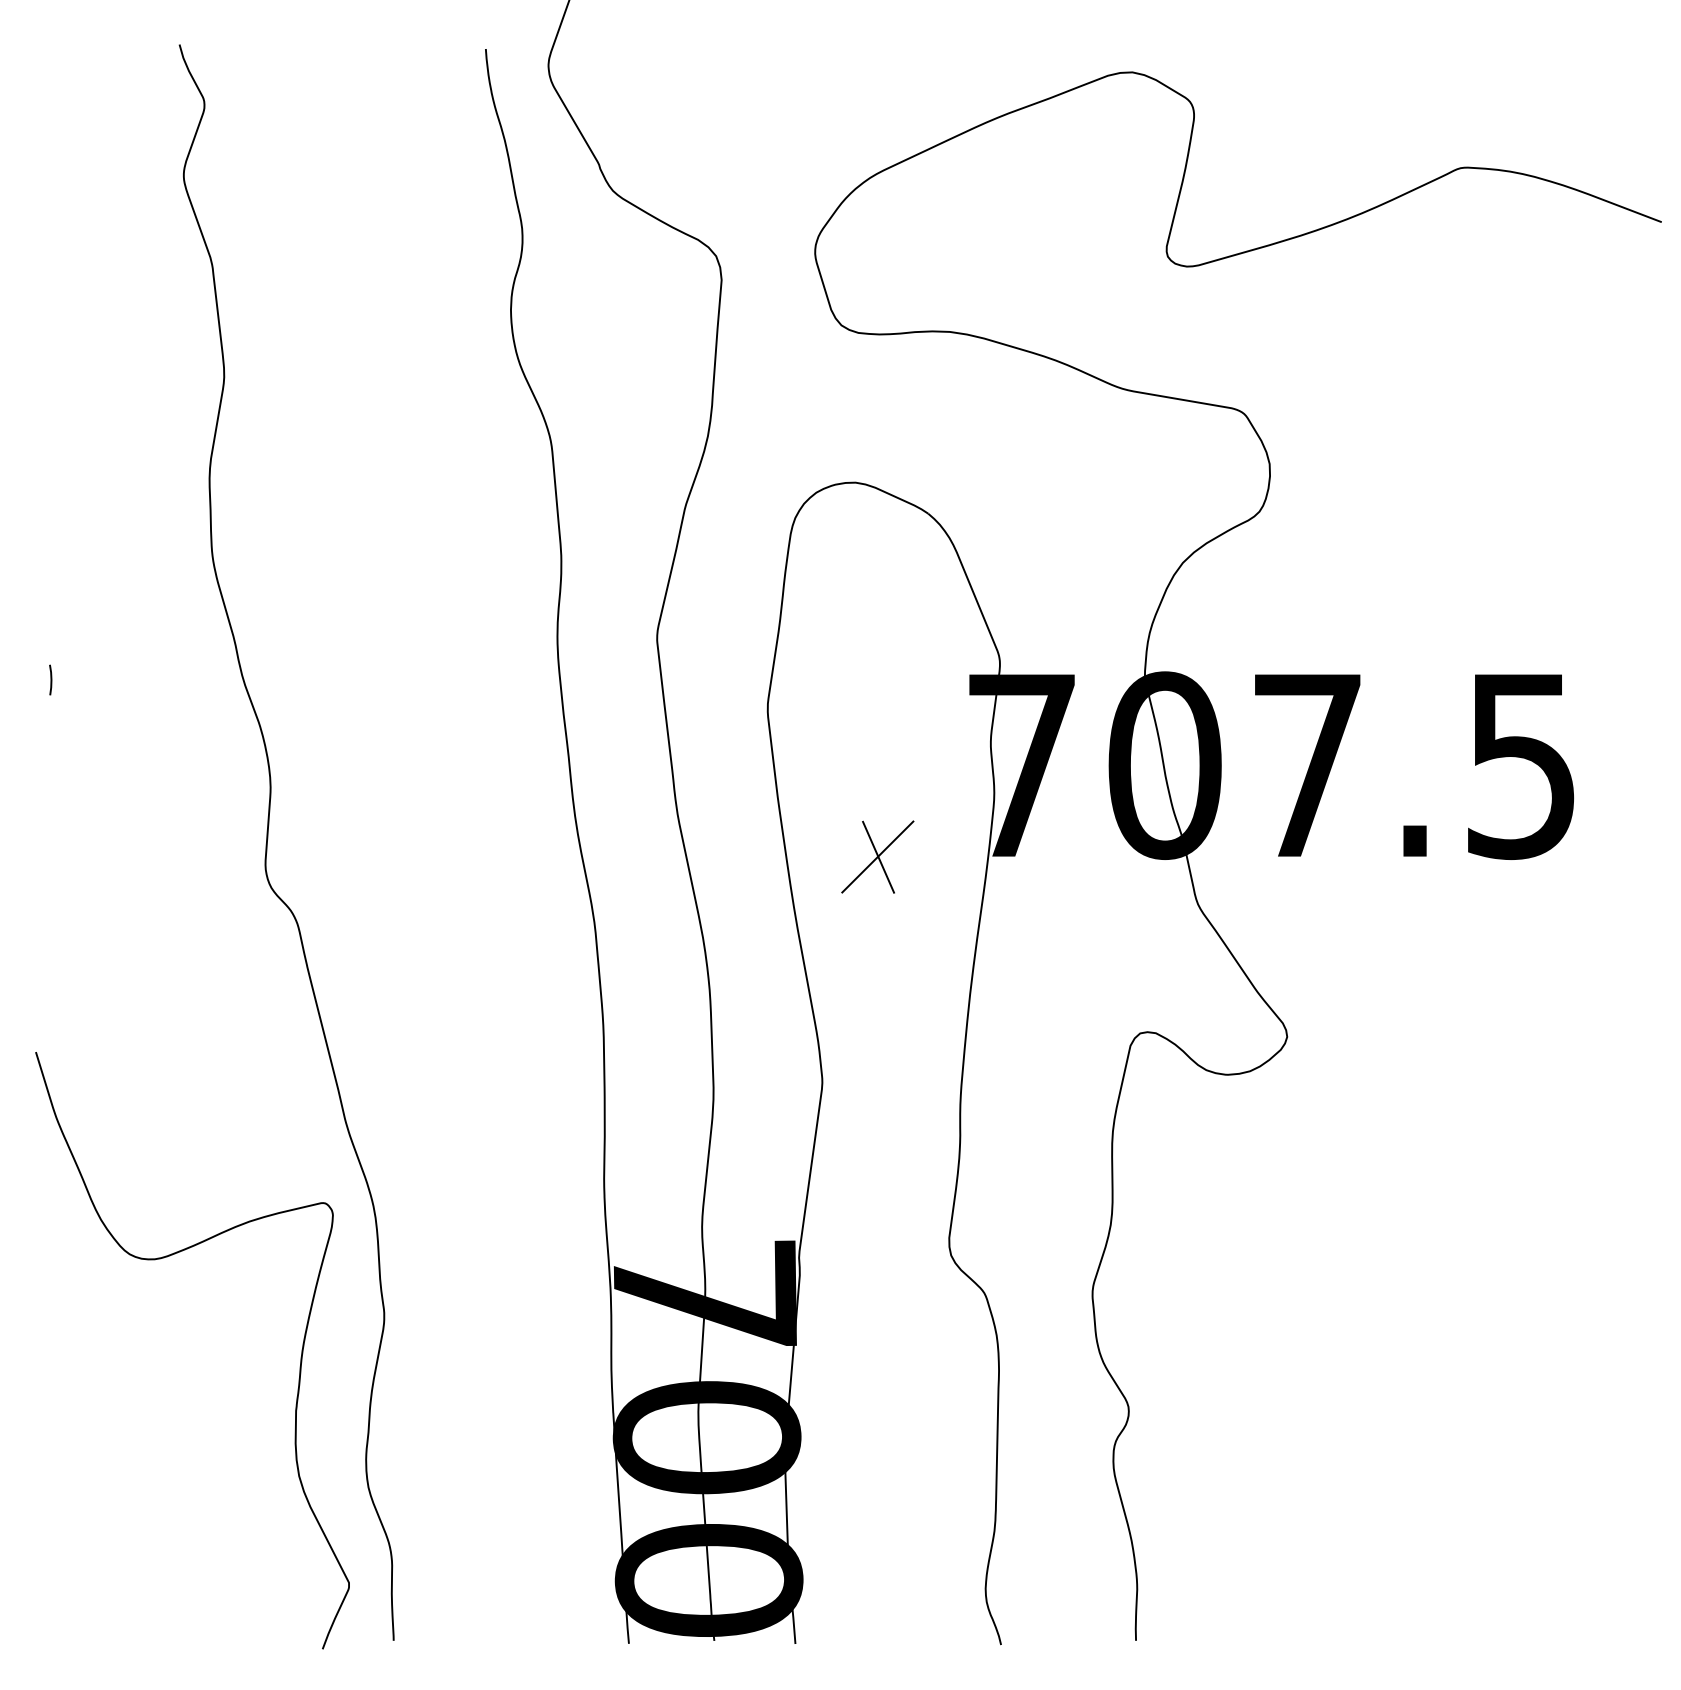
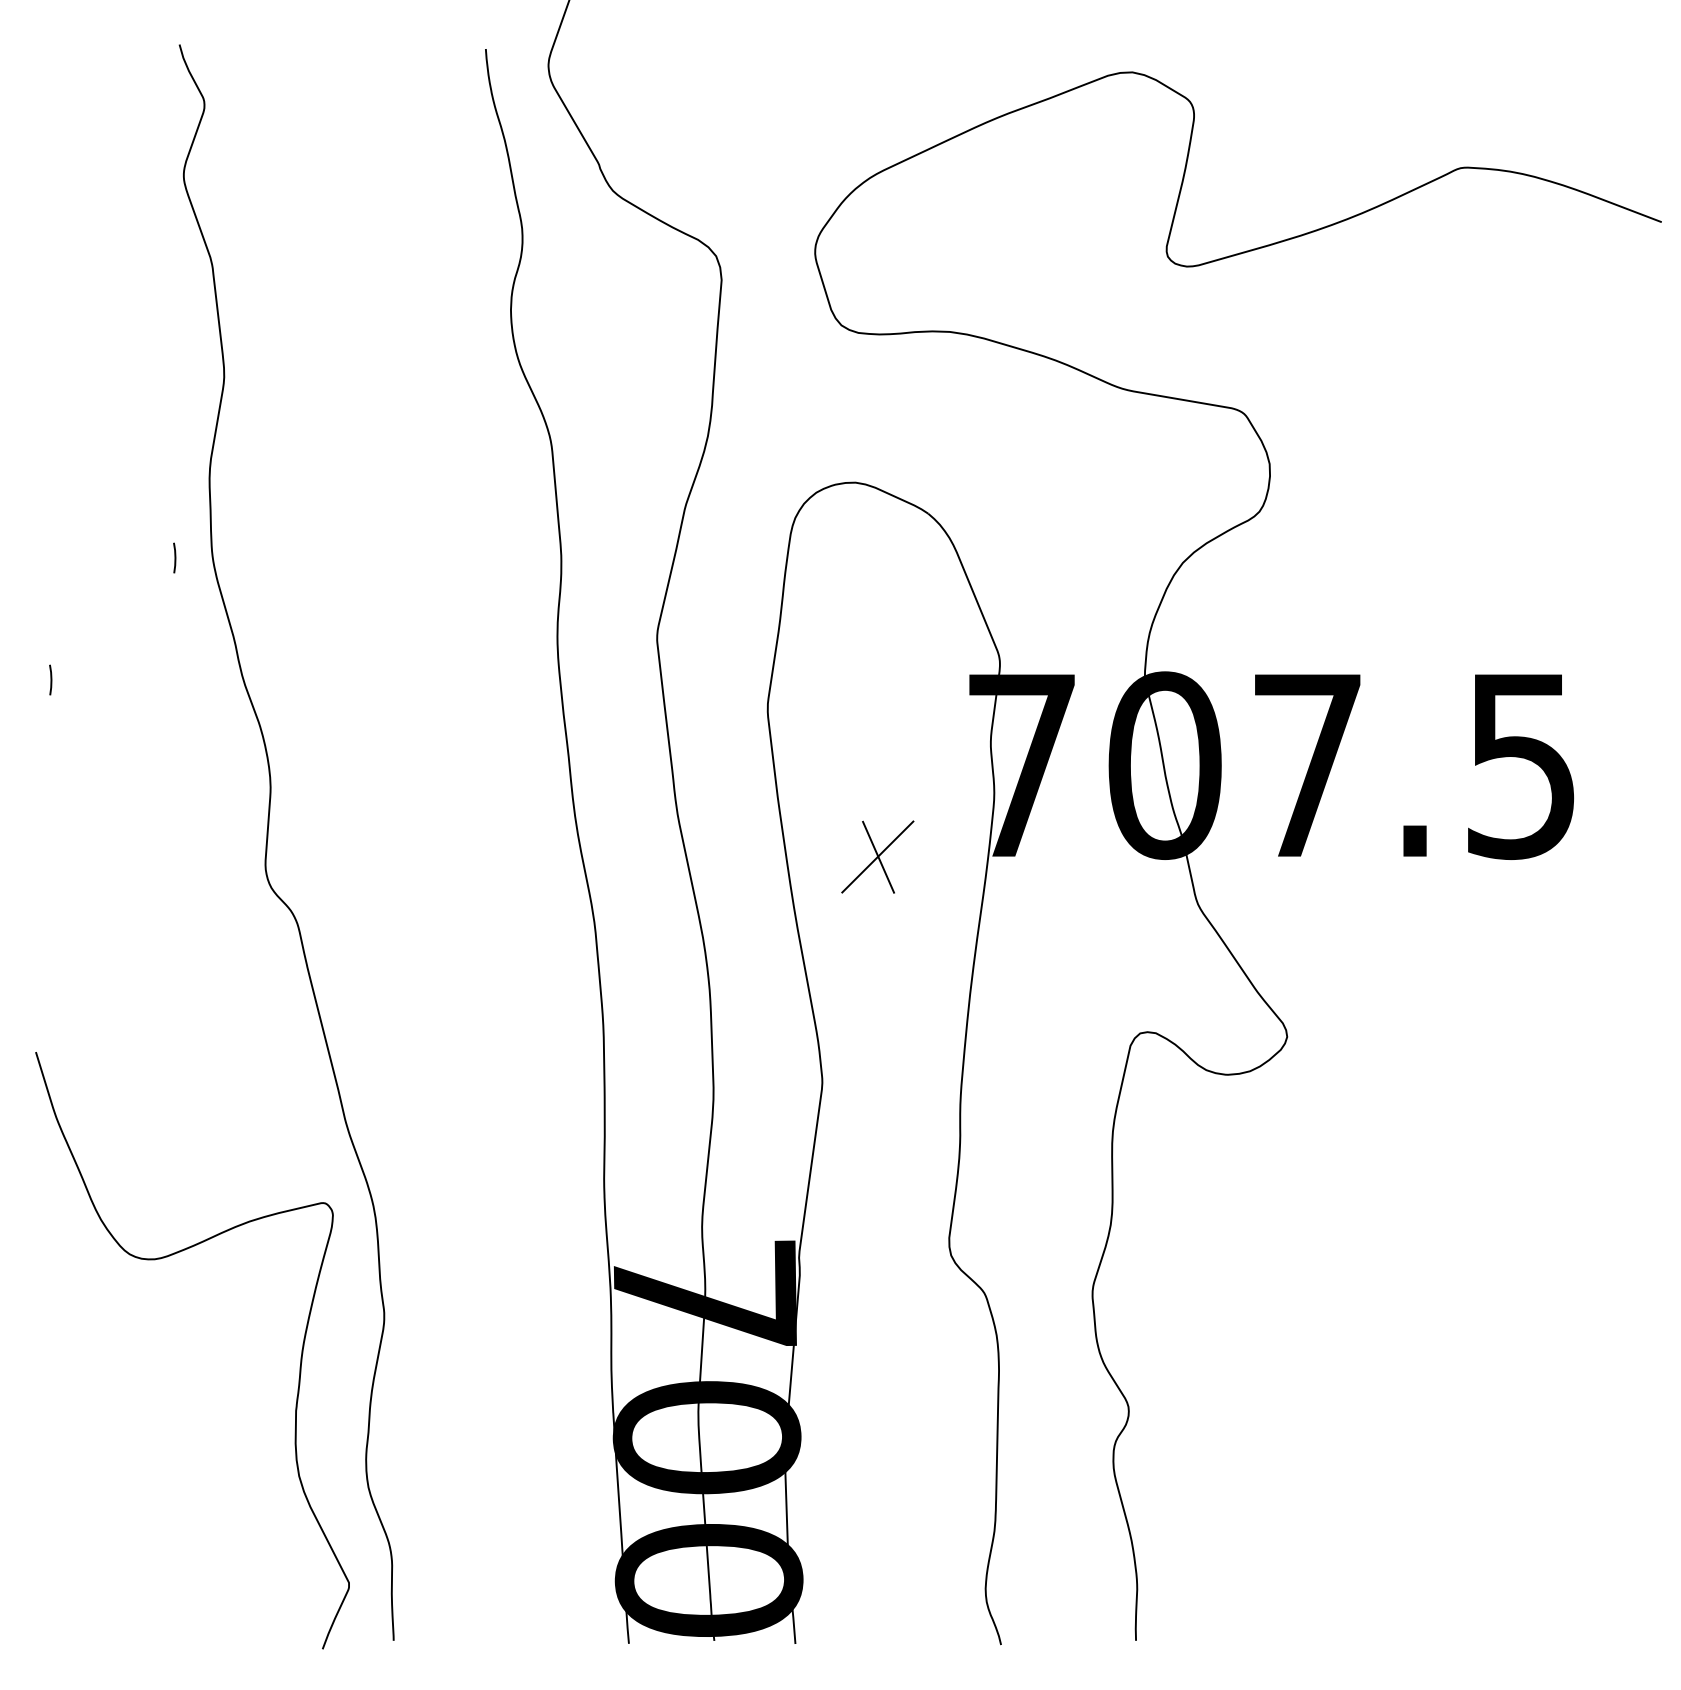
line: none -> present (174, 557)
